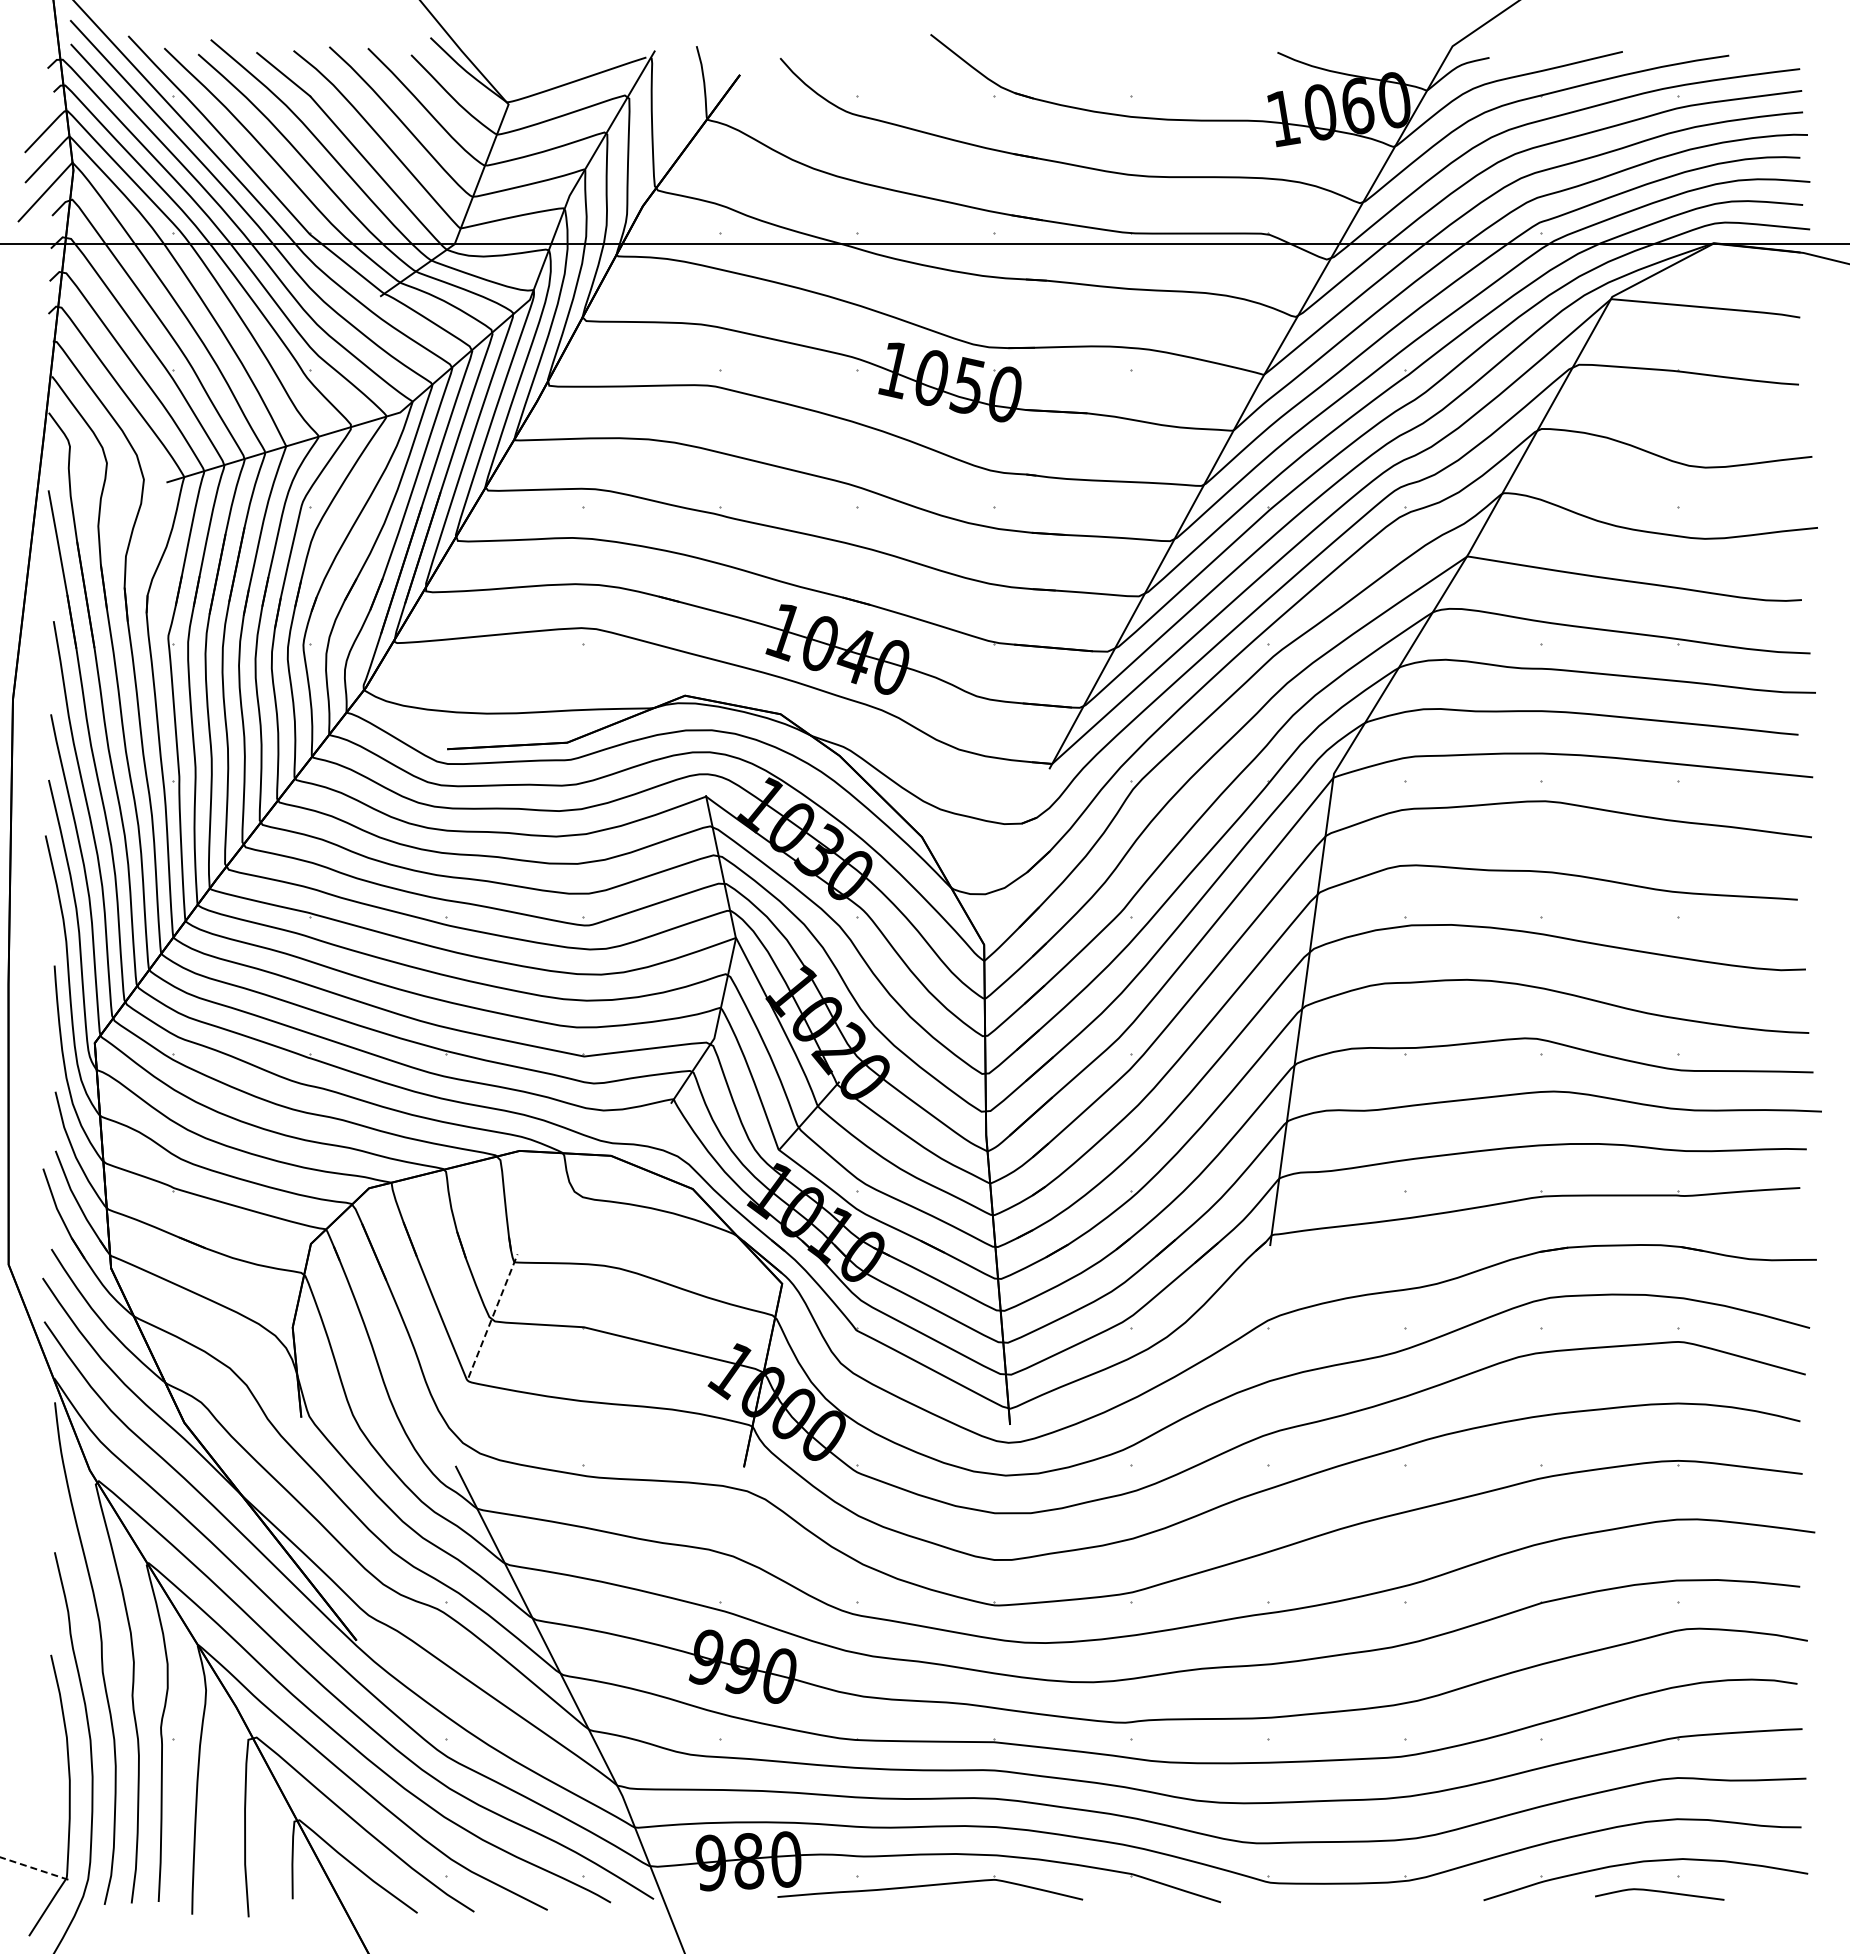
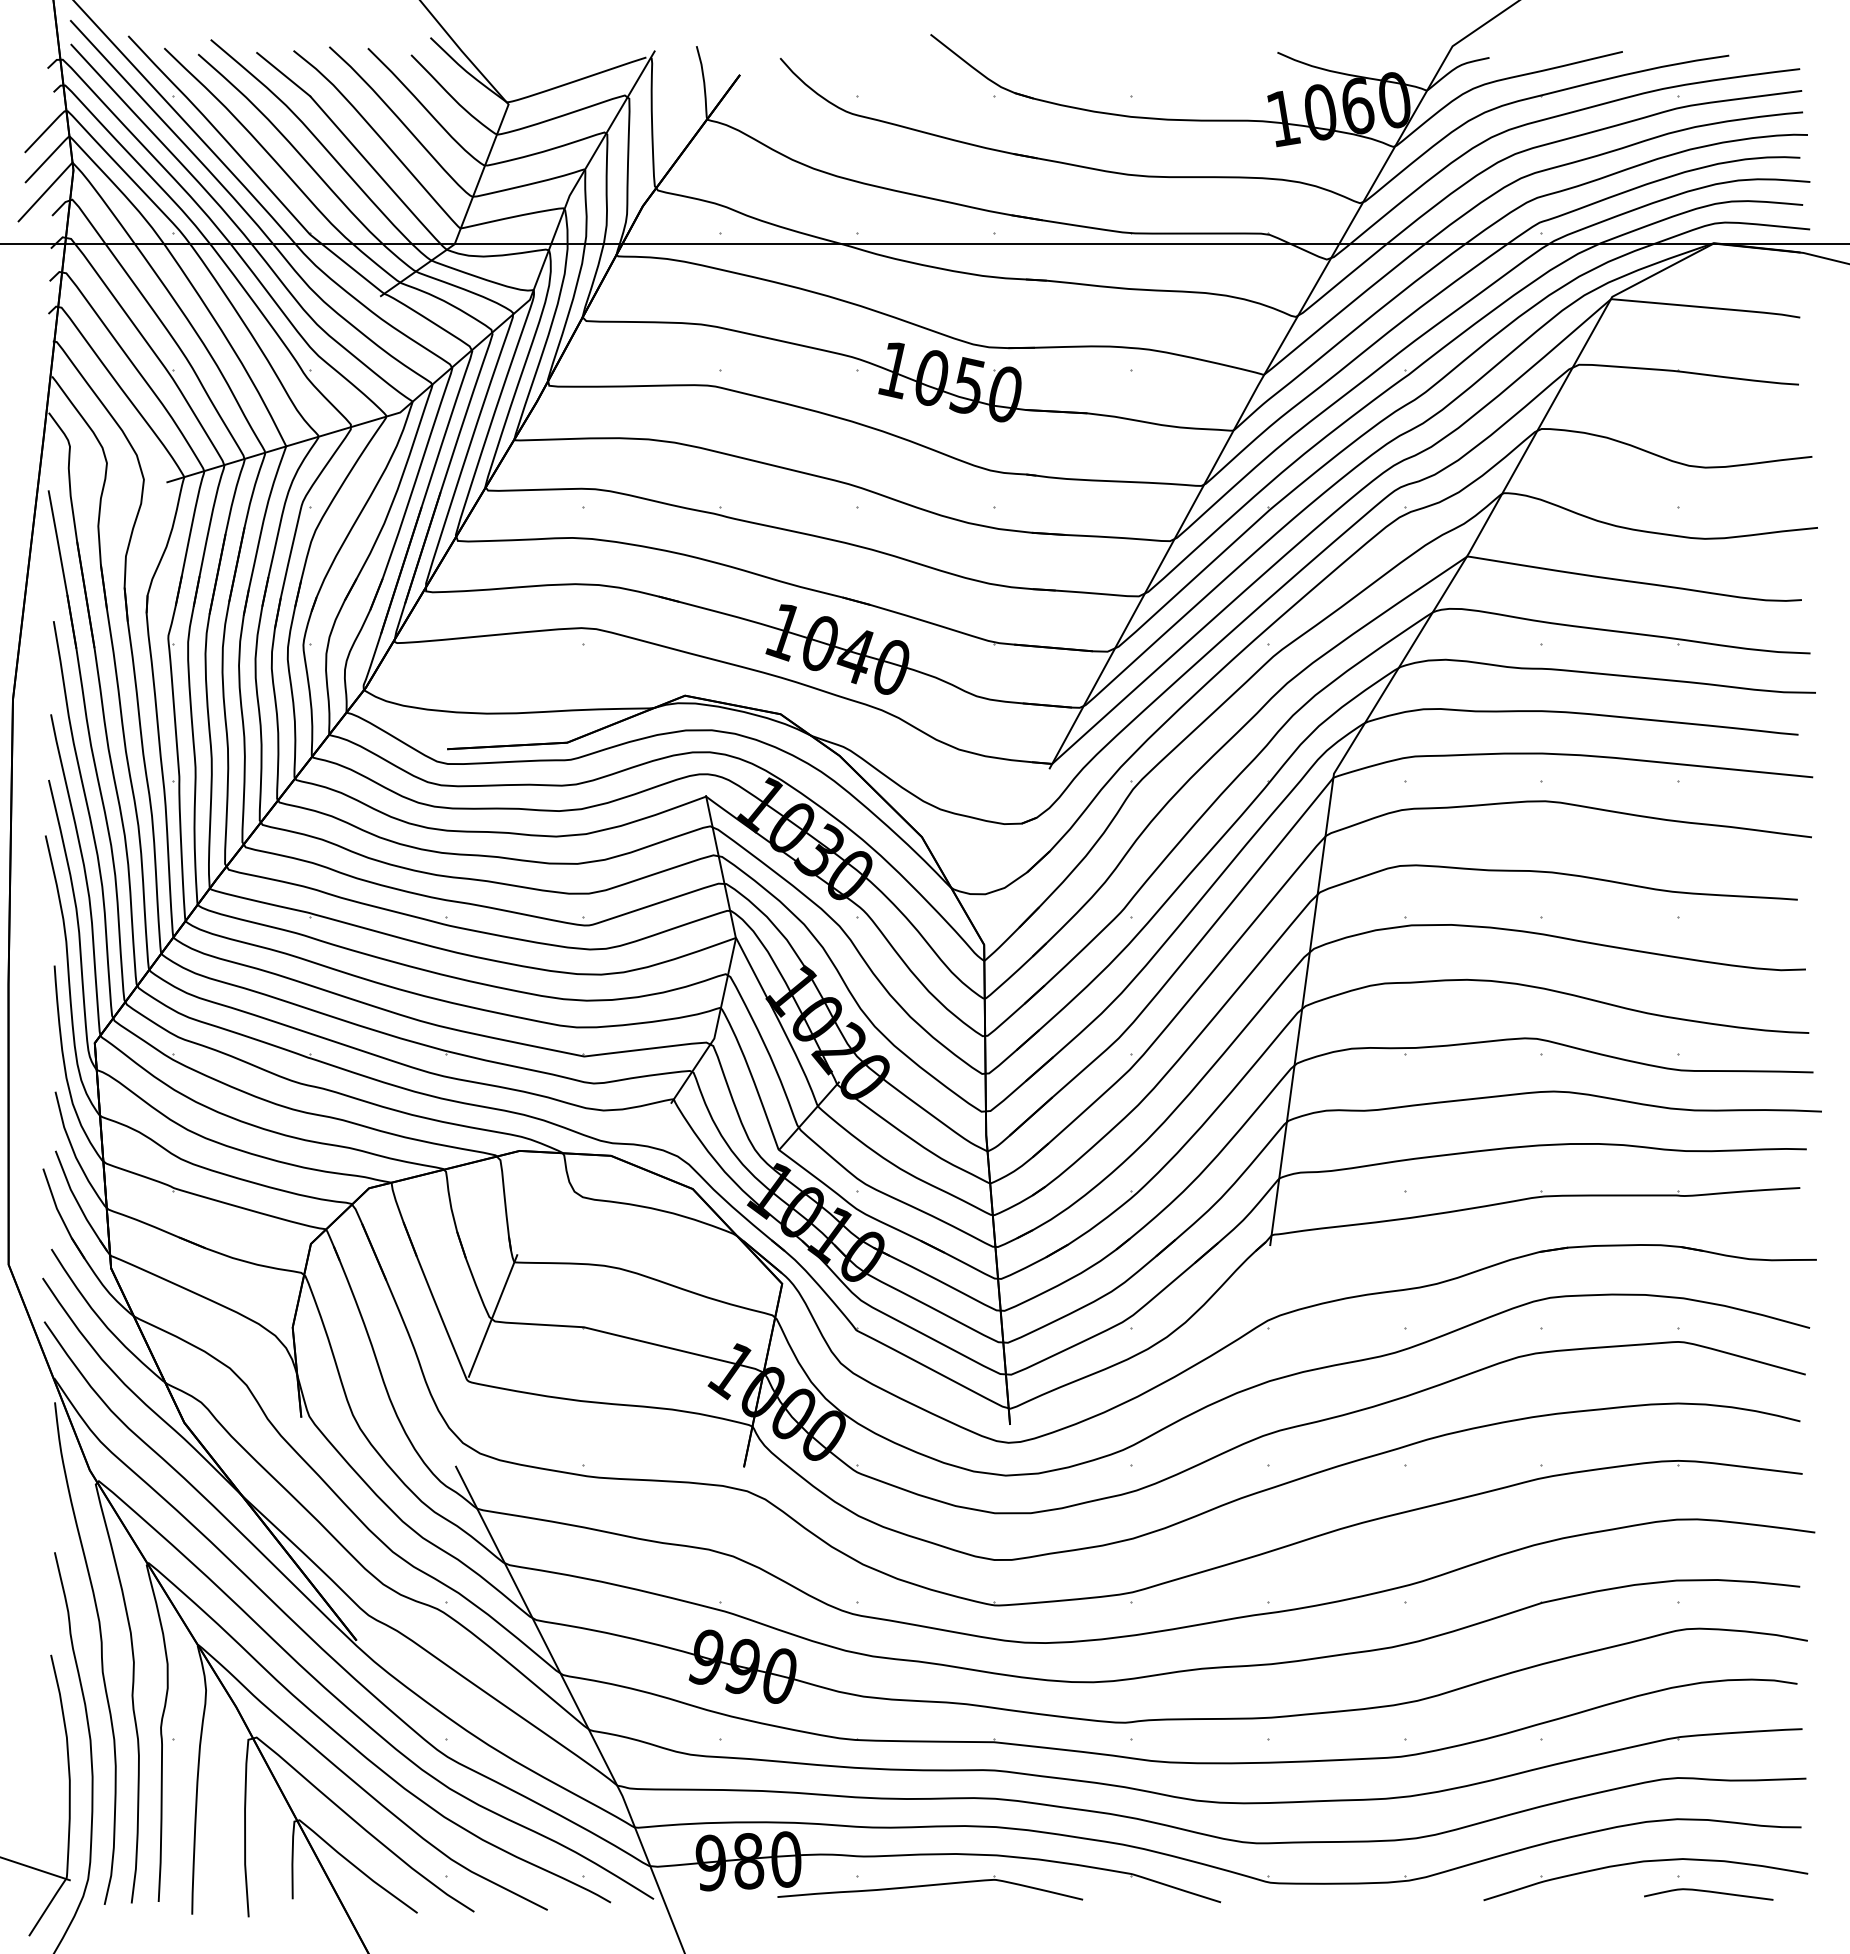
line: dashed -> solid (493, 1315)
line: dashed -> solid (35, 1868)
curve position: (1659, 1892) -> (1708, 1892) (1708, 1892)
